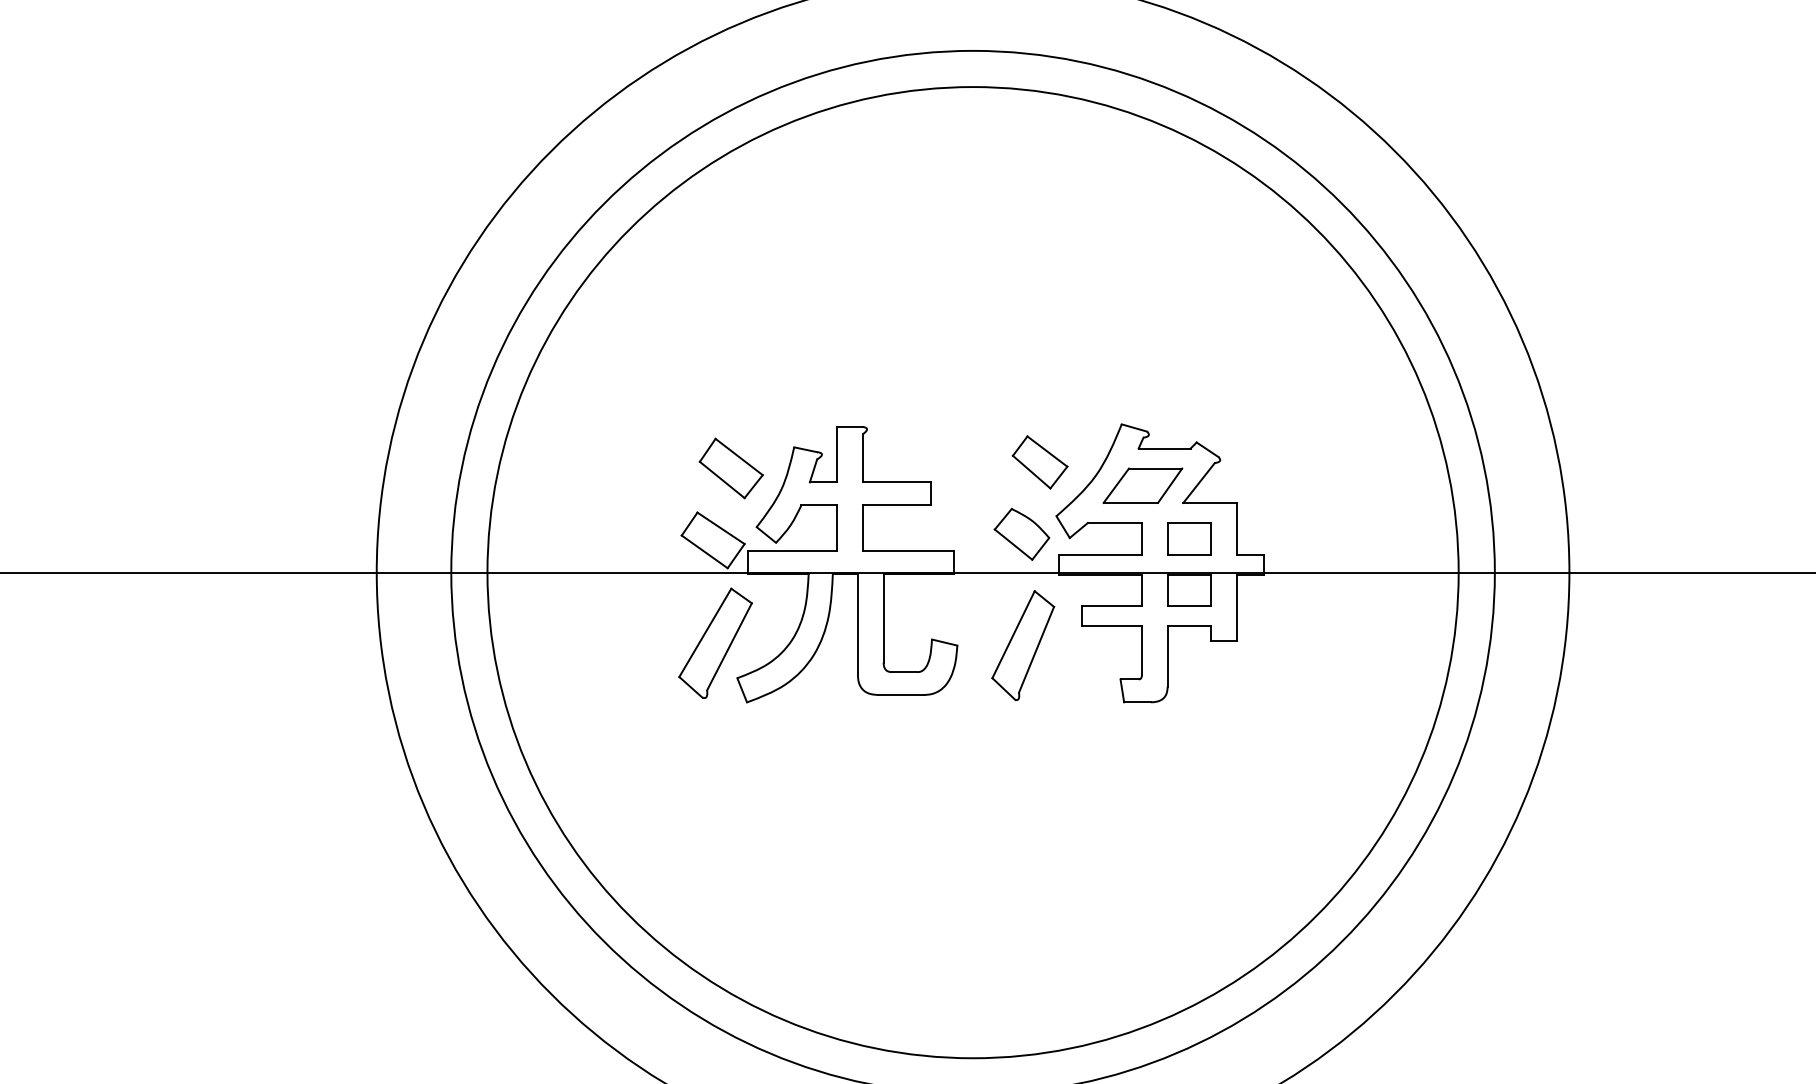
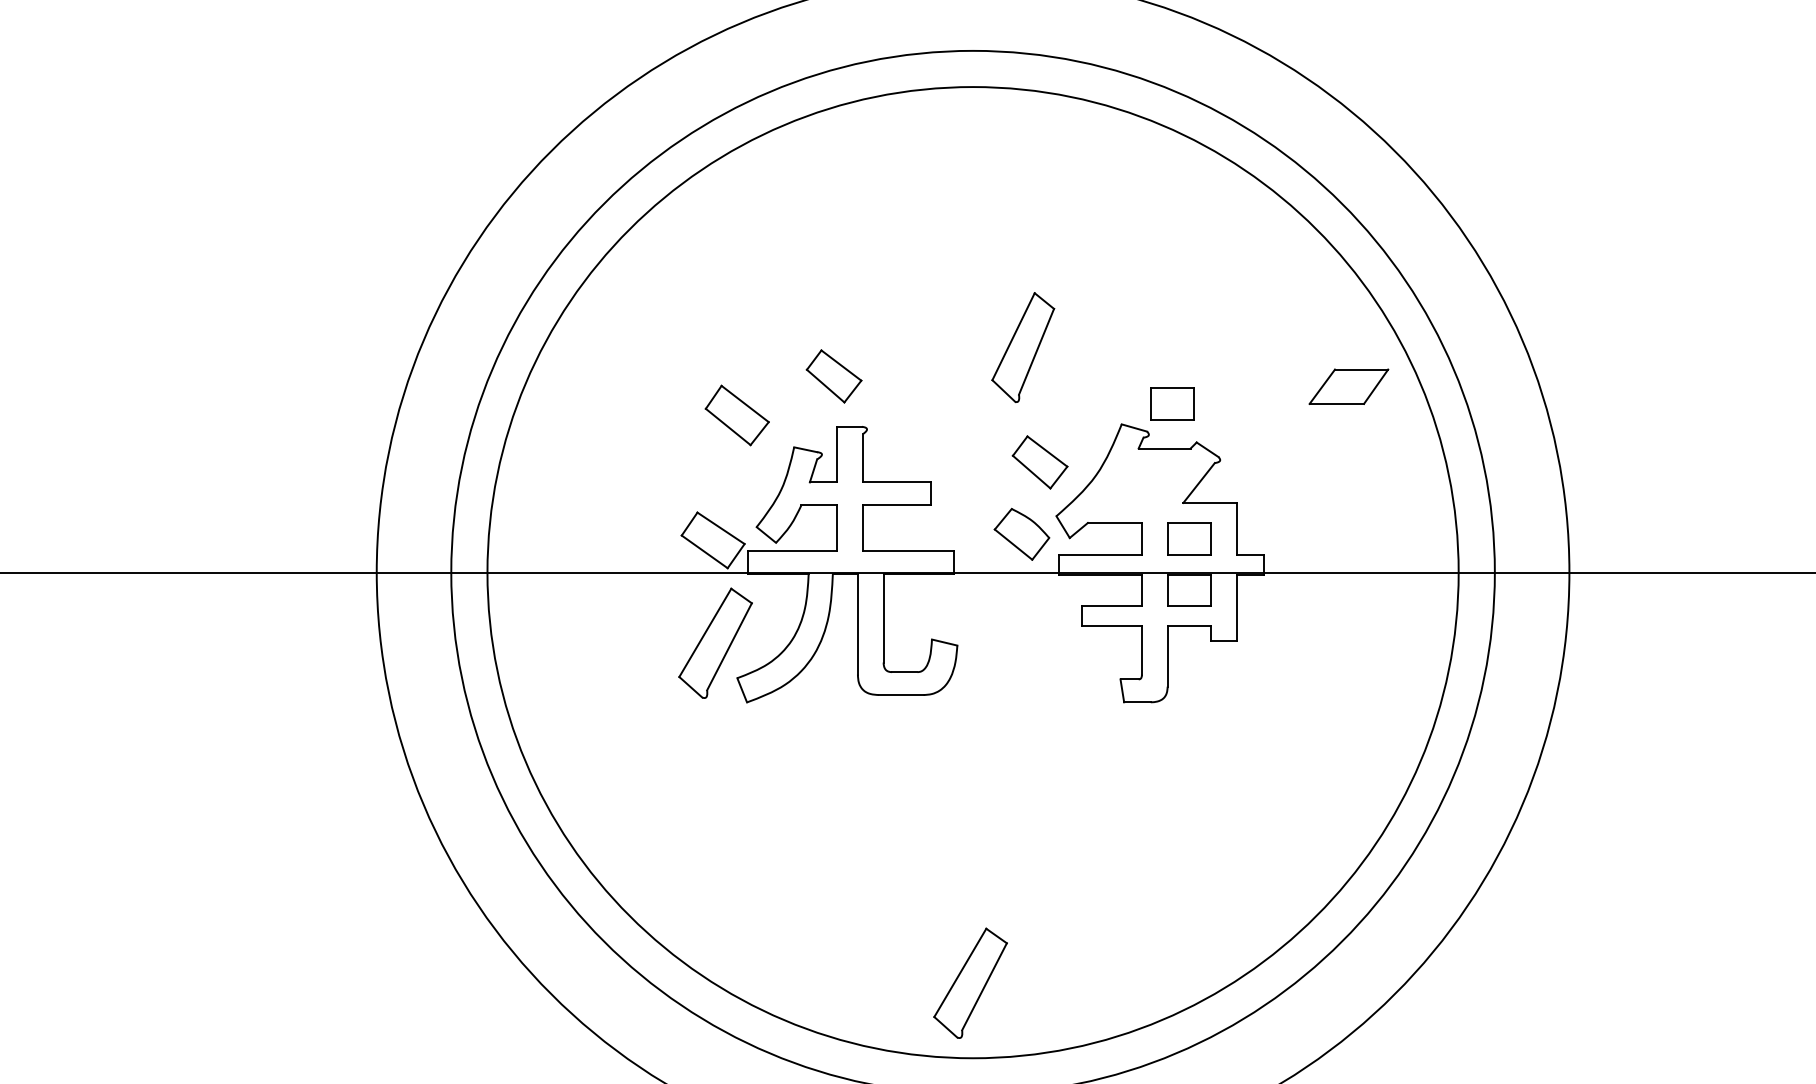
part: none -> present (833, 376)
part: none -> present (1172, 403)
part position: (730, 468) -> (736, 415) (736, 415)
part position: (1142, 485) -> (1348, 386) (1348, 386)
part position: (1023, 645) -> (1023, 347) (1023, 347)
part: none -> present (970, 982)
